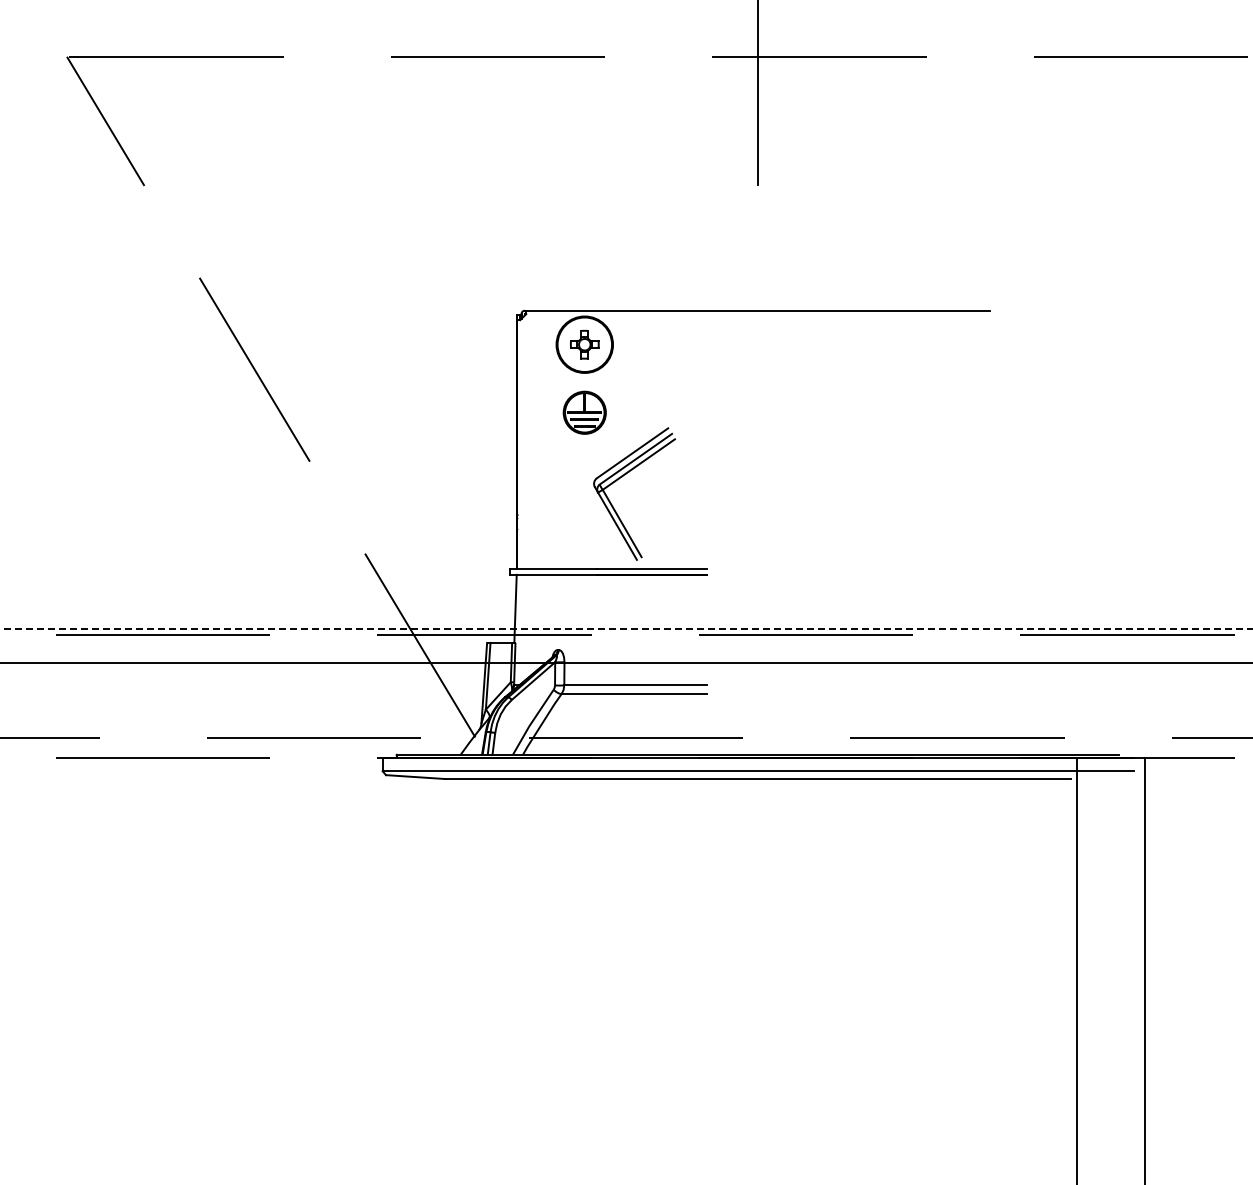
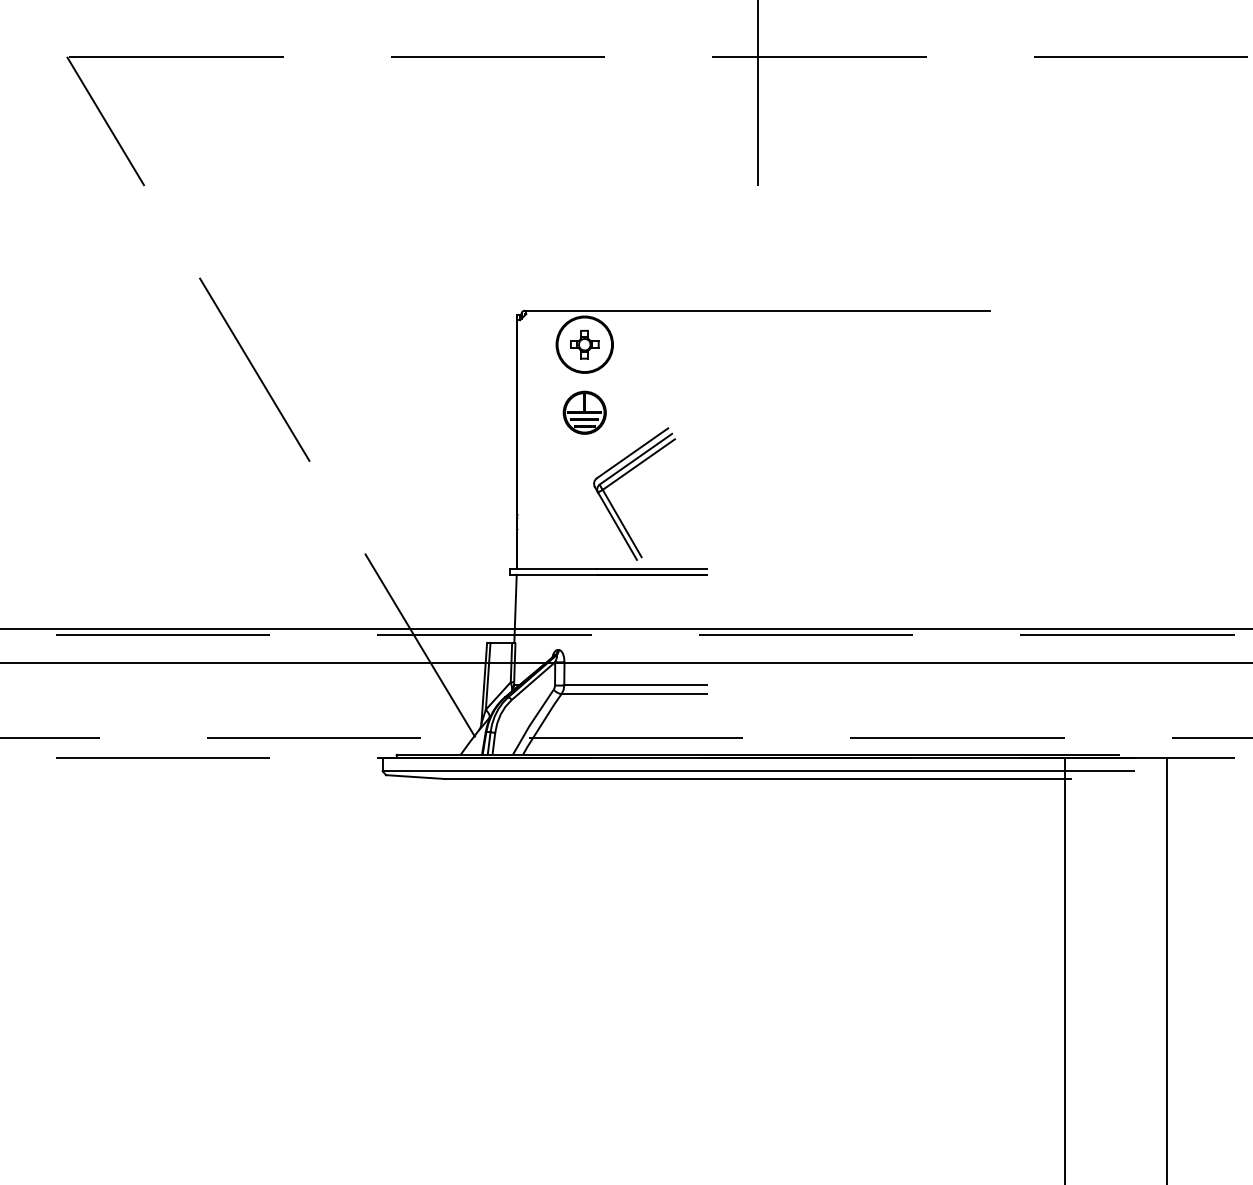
line: dashed -> solid (626, 628)
line position: (1076, 969) -> (1064, 969) (1064, 969)
line position: (1144, 969) -> (1166, 969) (1166, 969)
